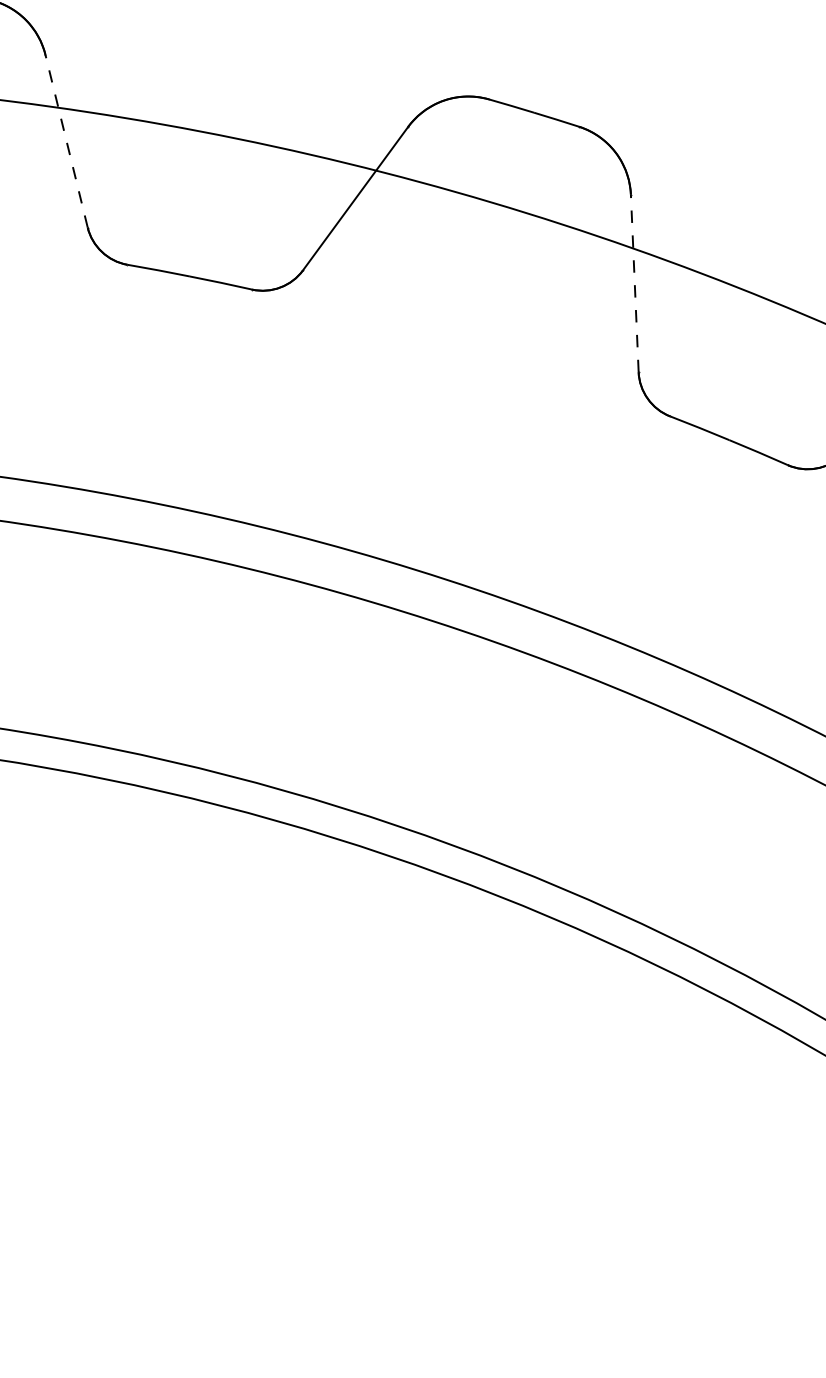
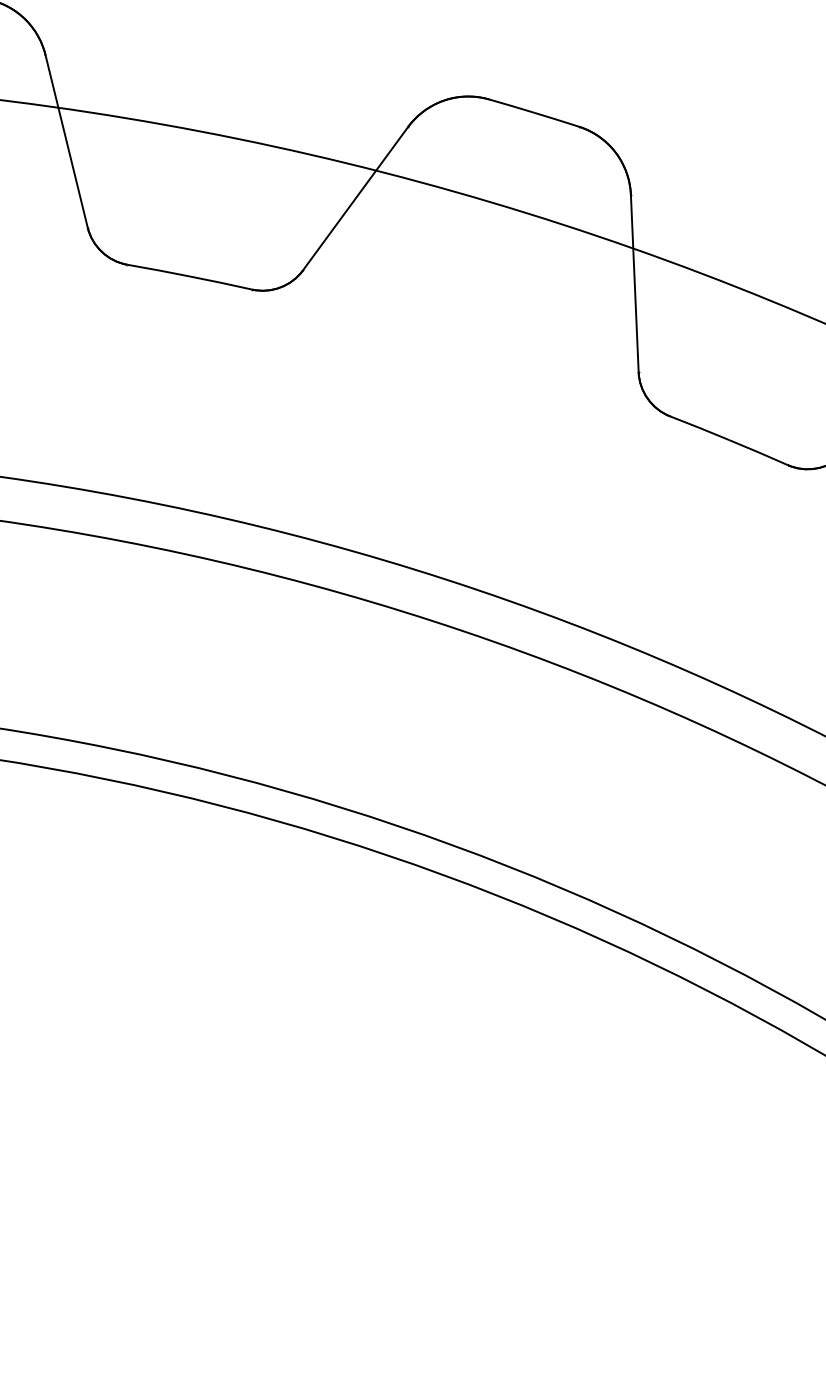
line: dashed -> solid (66, 141)
line: dashed -> solid (634, 283)
